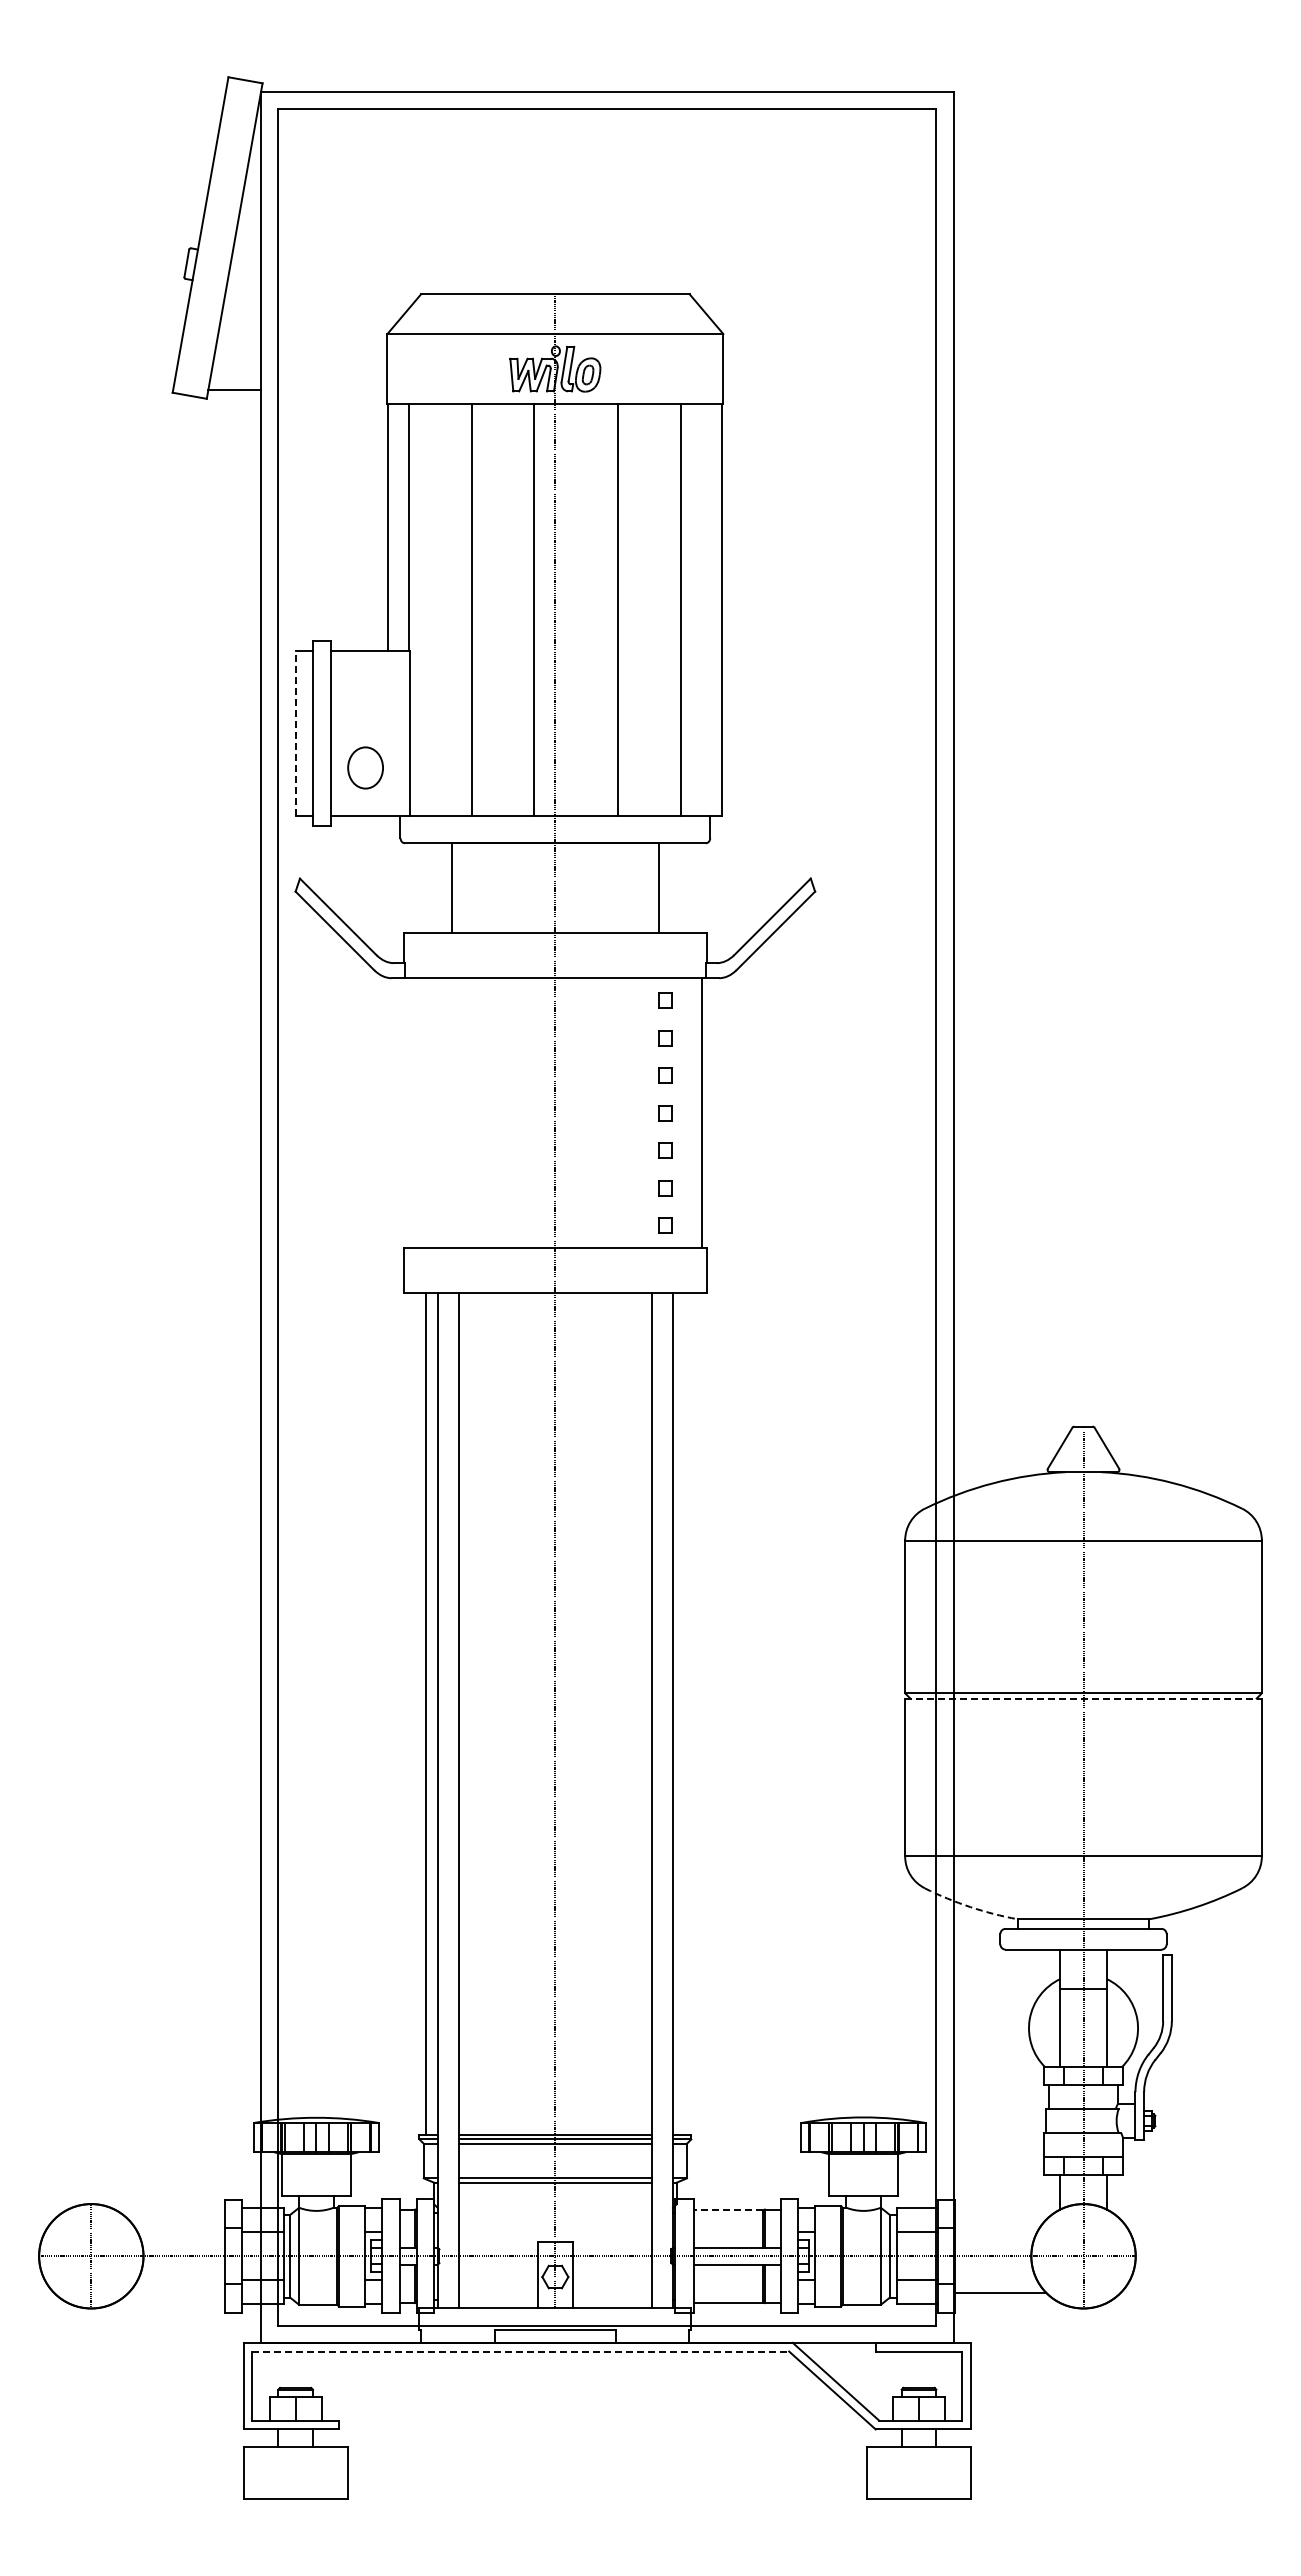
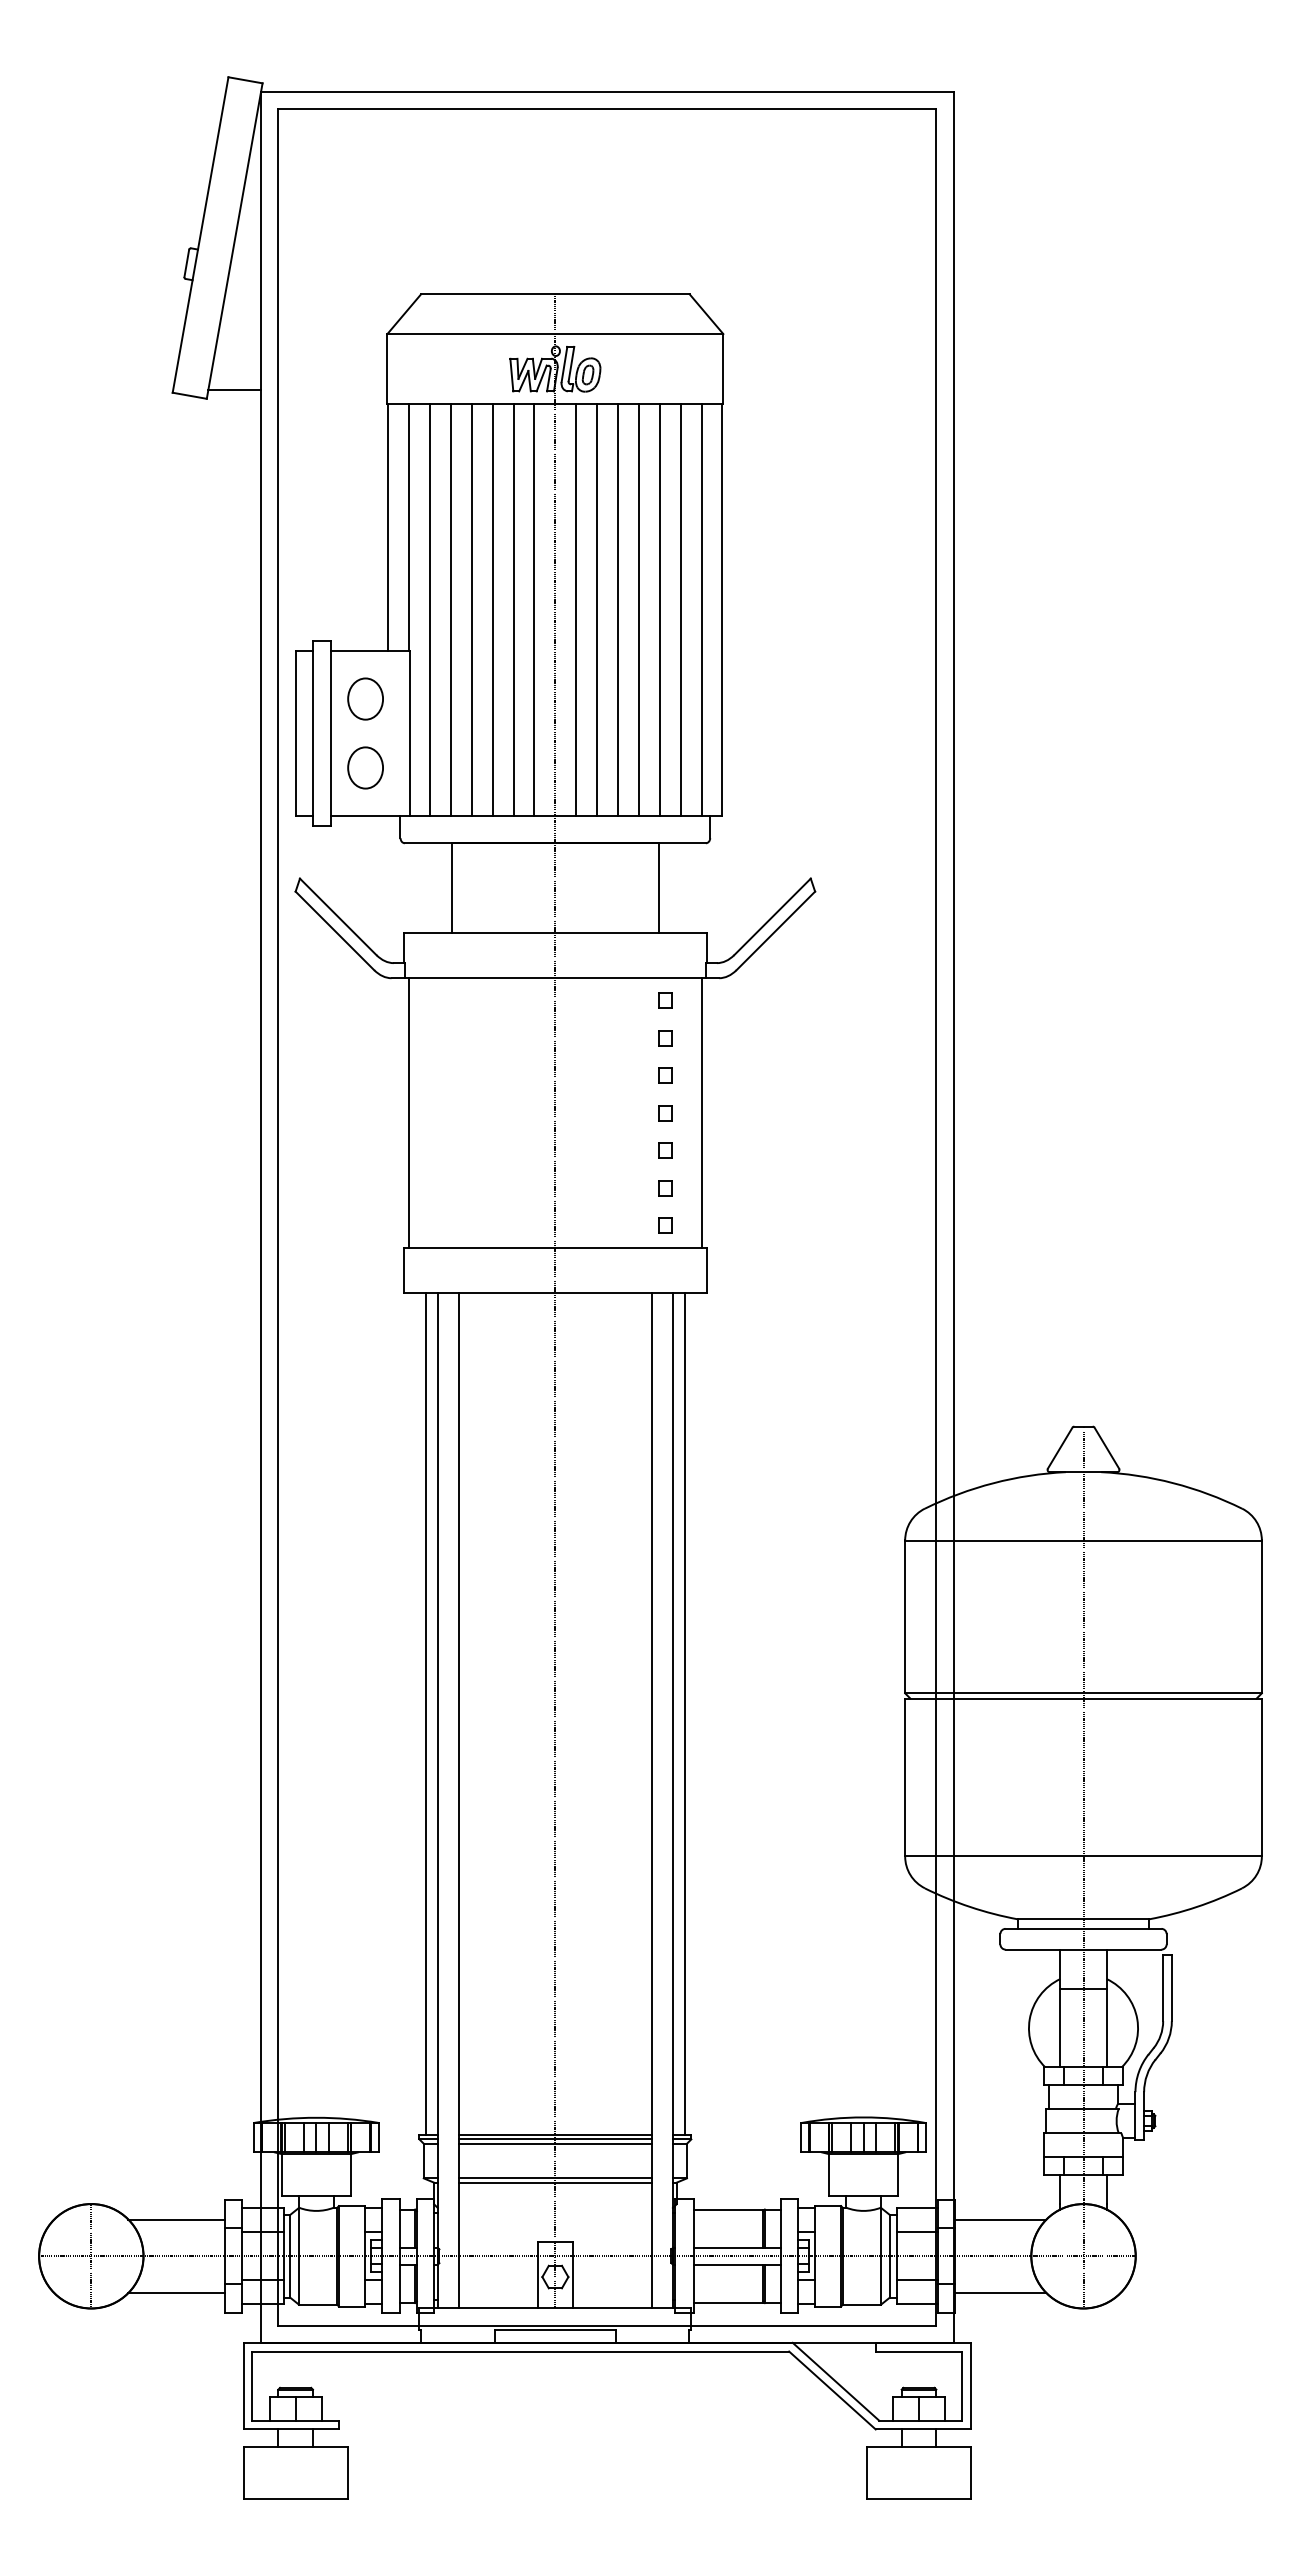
line: none -> present (430, 609)
line: none -> present (450, 609)
line: none -> present (492, 609)
line: none -> present (513, 609)
line: none -> present (576, 609)
line: none -> present (597, 609)
line: none -> present (638, 609)
line: none -> present (659, 609)
line: none -> present (701, 609)
part: none -> present (365, 698)
line: dashed -> solid (296, 733)
line: none -> present (409, 1113)
line: dashed -> solid (1084, 1698)
line: none -> present (685, 1714)
arc: dashed -> solid (970, 1907)
line: dashed -> solid (728, 2209)
line: none -> present (176, 2219)
line: none -> present (1000, 2219)
line: none -> present (176, 2293)
line: dashed -> solid (521, 2351)
